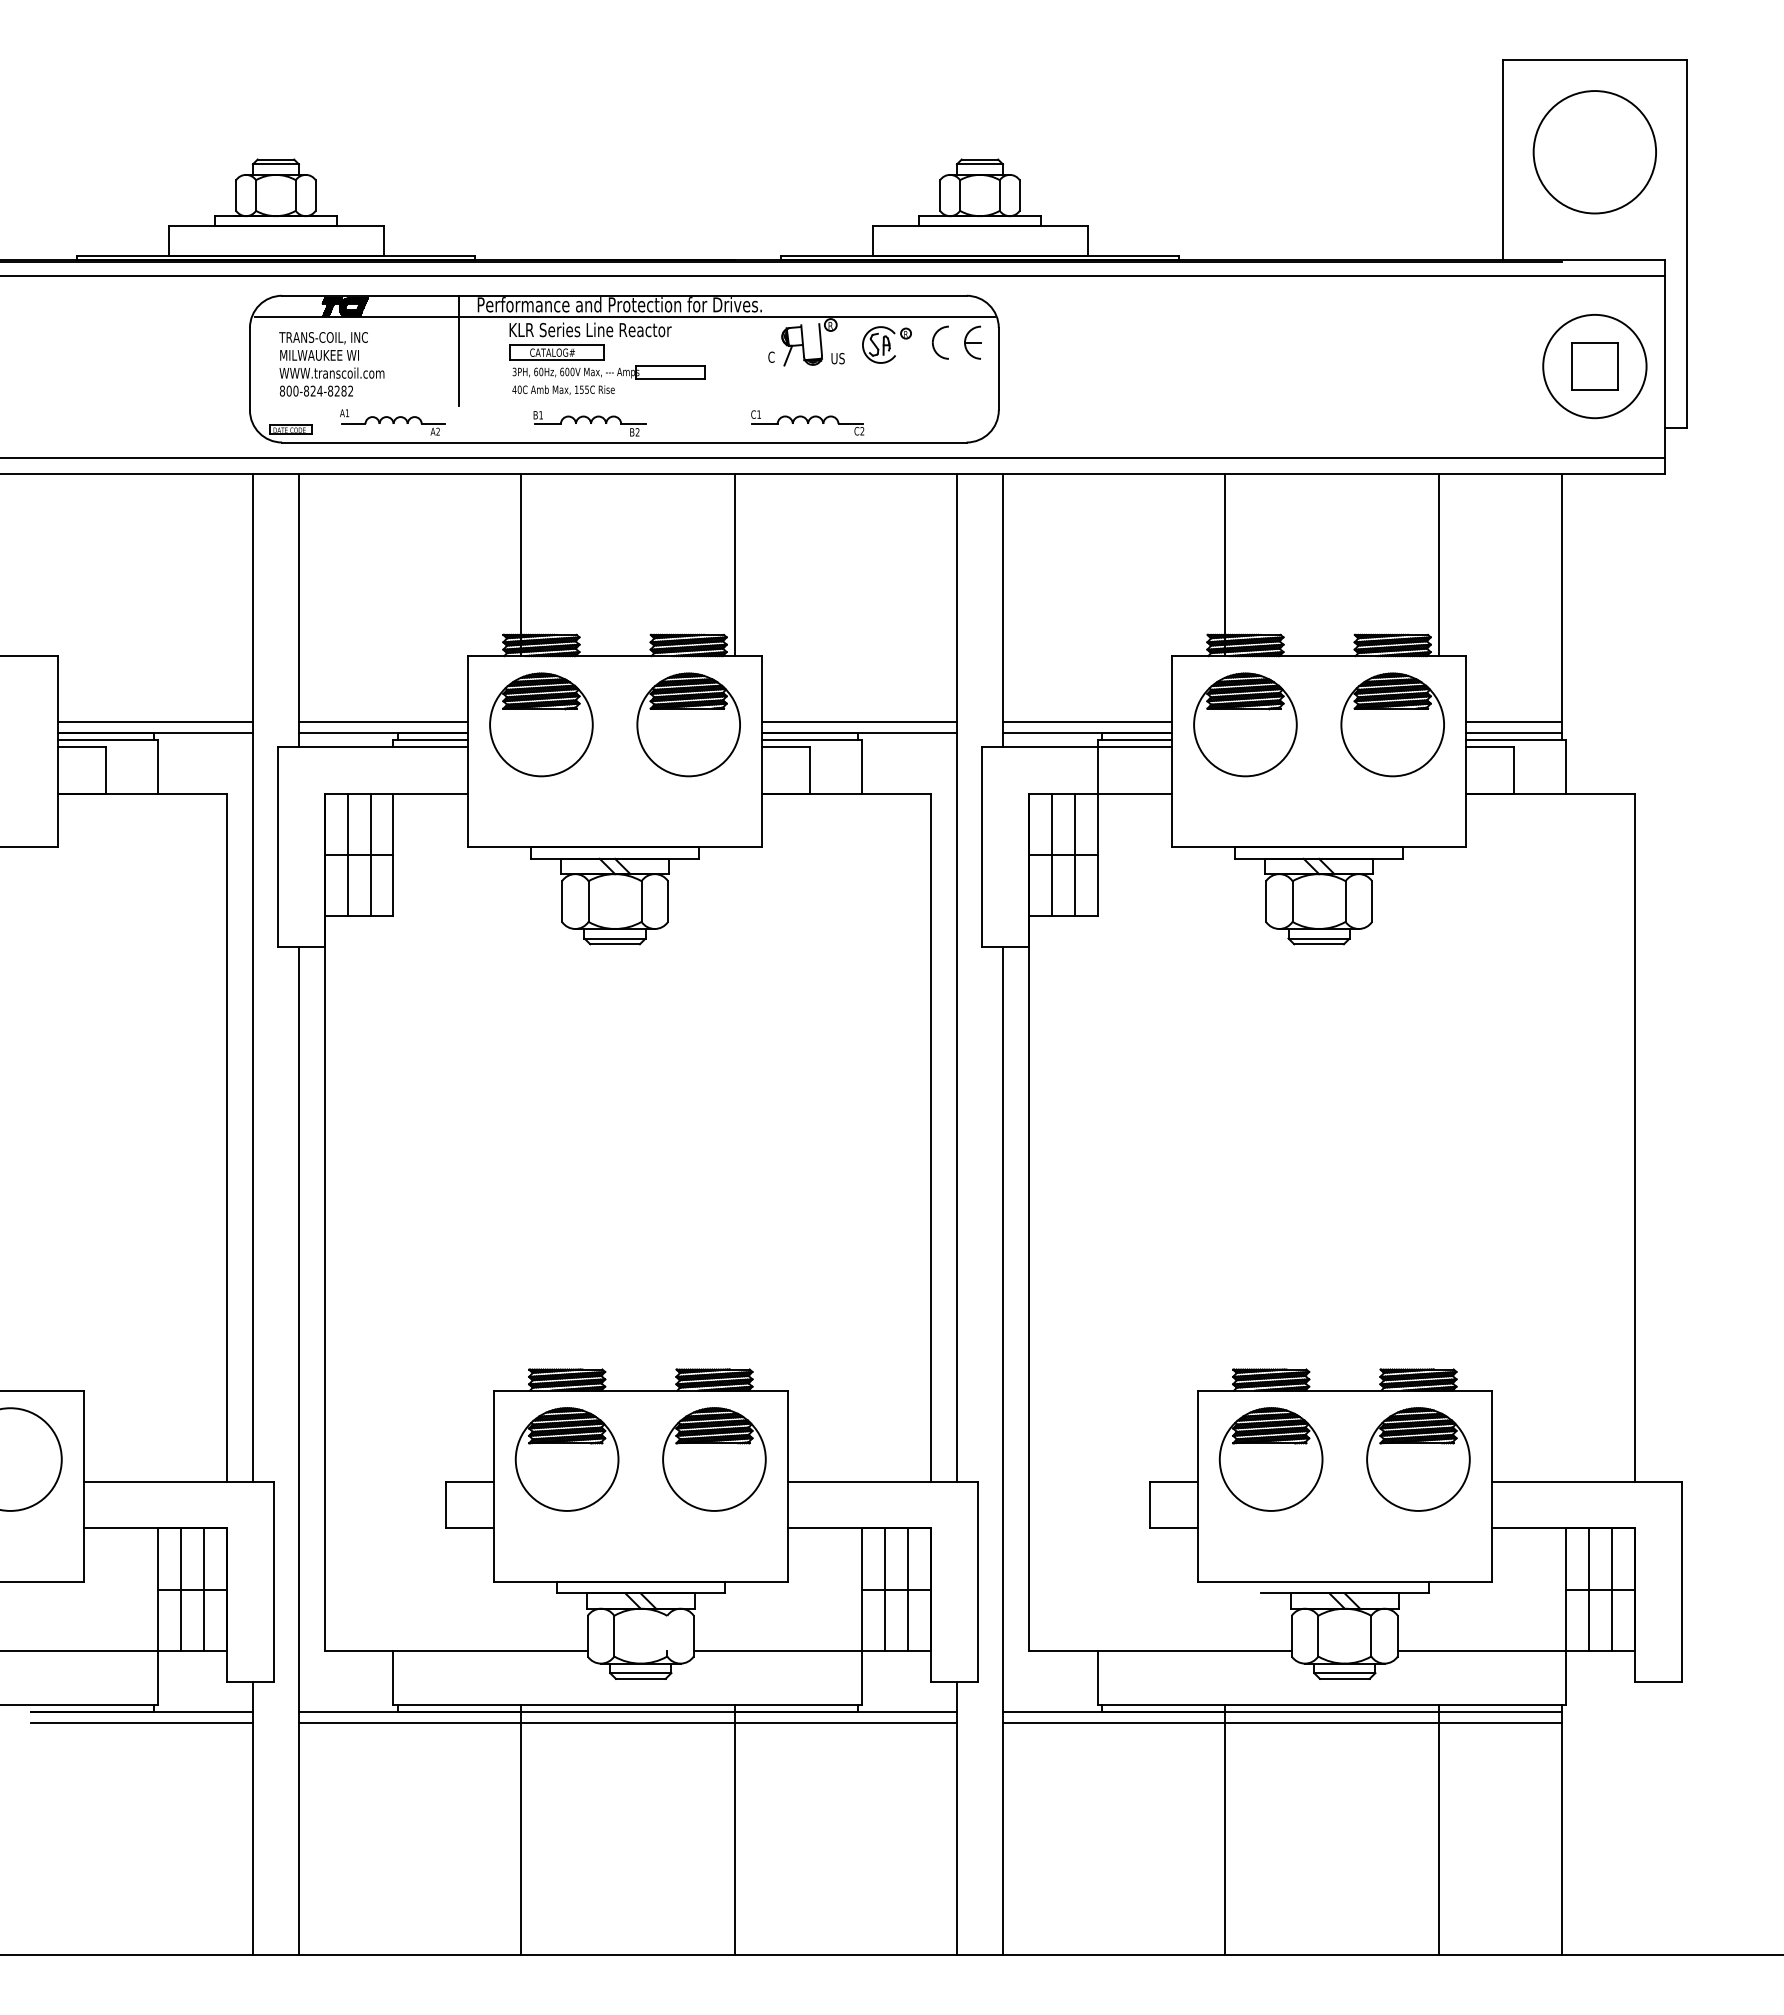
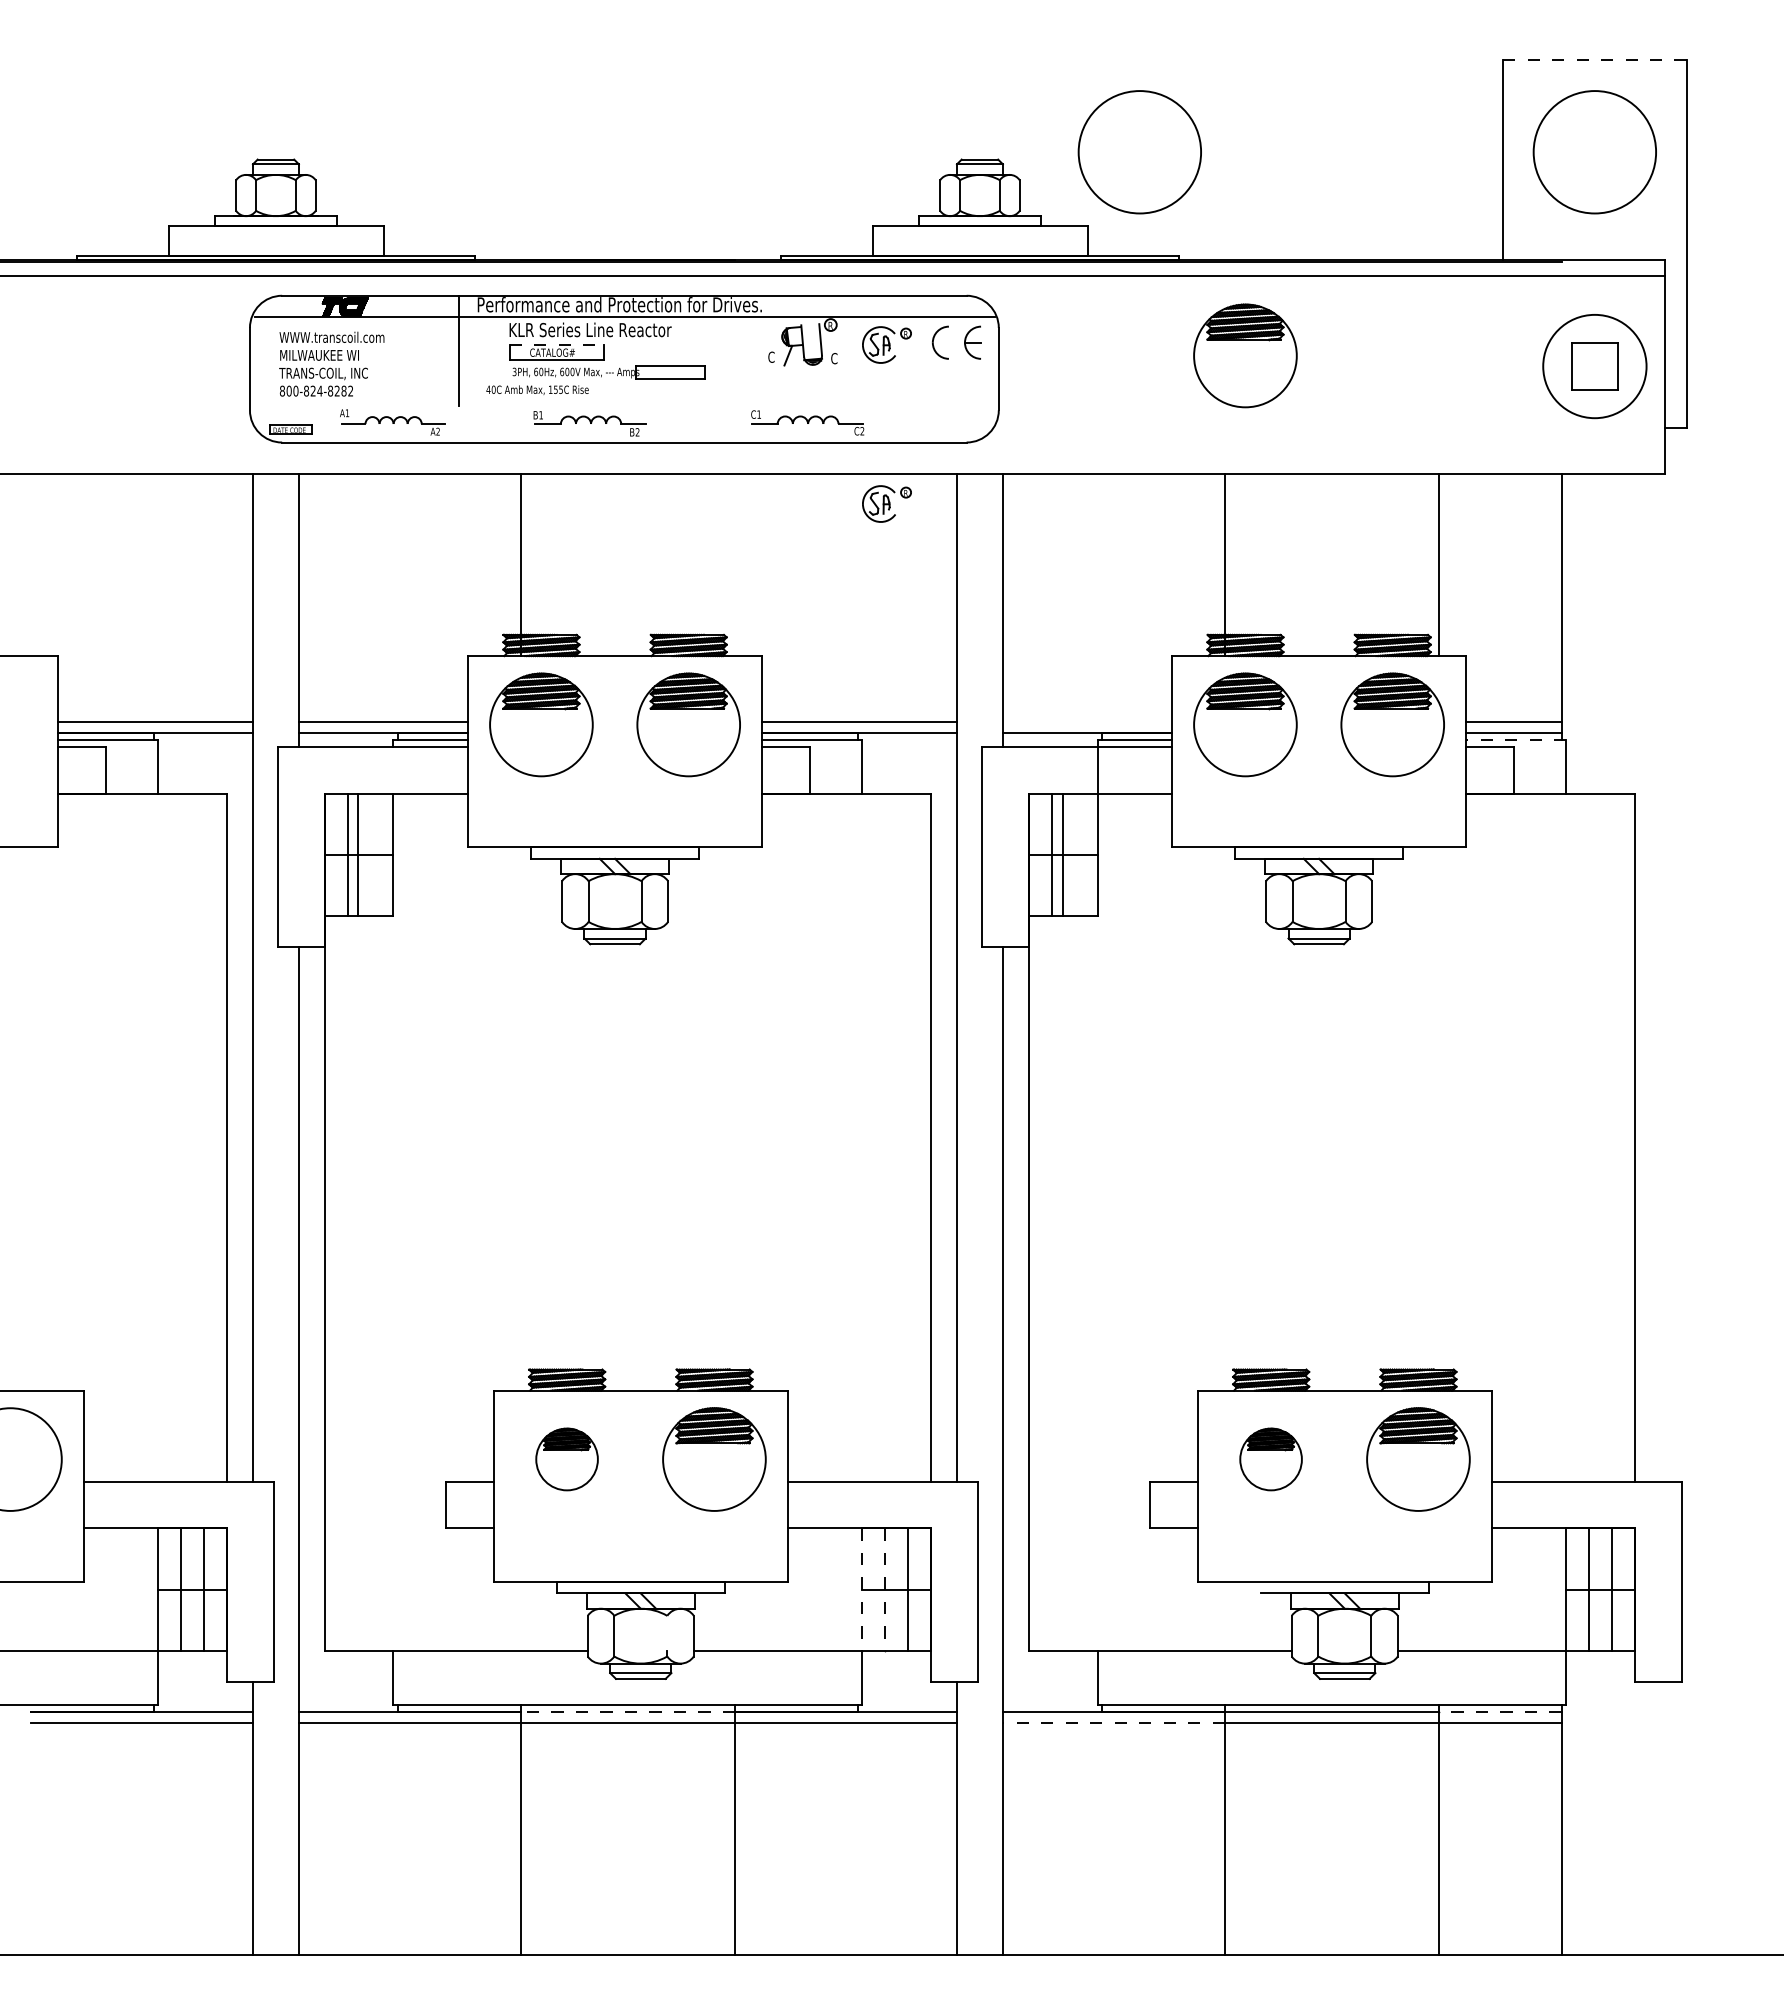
line: solid -> dashed (1594, 60)
circle: none -> present (1139, 152)
text: TRANS-COIL, INC -> WWW.transcoil.com (331, 337)
line: solid -> dashed (557, 344)
part: none -> present (1245, 355)
text: US -> C (837, 358)
text: WWW.transcoil.com -> TRANS-COIL, INC (331, 373)
text position: (563, 389) -> (537, 389) (537, 389)
line: present -> none (833, 457)
part: none -> present (886, 503)
line: present -> none (735, 565)
line: present -> none (1086, 721)
line: solid -> dashed (1515, 739)
line position: (370, 854) -> (357, 854) (357, 854)
line position: (1074, 854) -> (1062, 854) (1062, 854)
part size: 106x105 px -> 64x65 px (566, 1459)
part size: 106x105 px -> 64x65 px (1270, 1459)
line: solid -> dashed (862, 1590)
line: solid -> dashed (885, 1590)
line: solid -> dashed (627, 1712)
line: solid -> dashed (1499, 1712)
line: solid -> dashed (1113, 1723)
